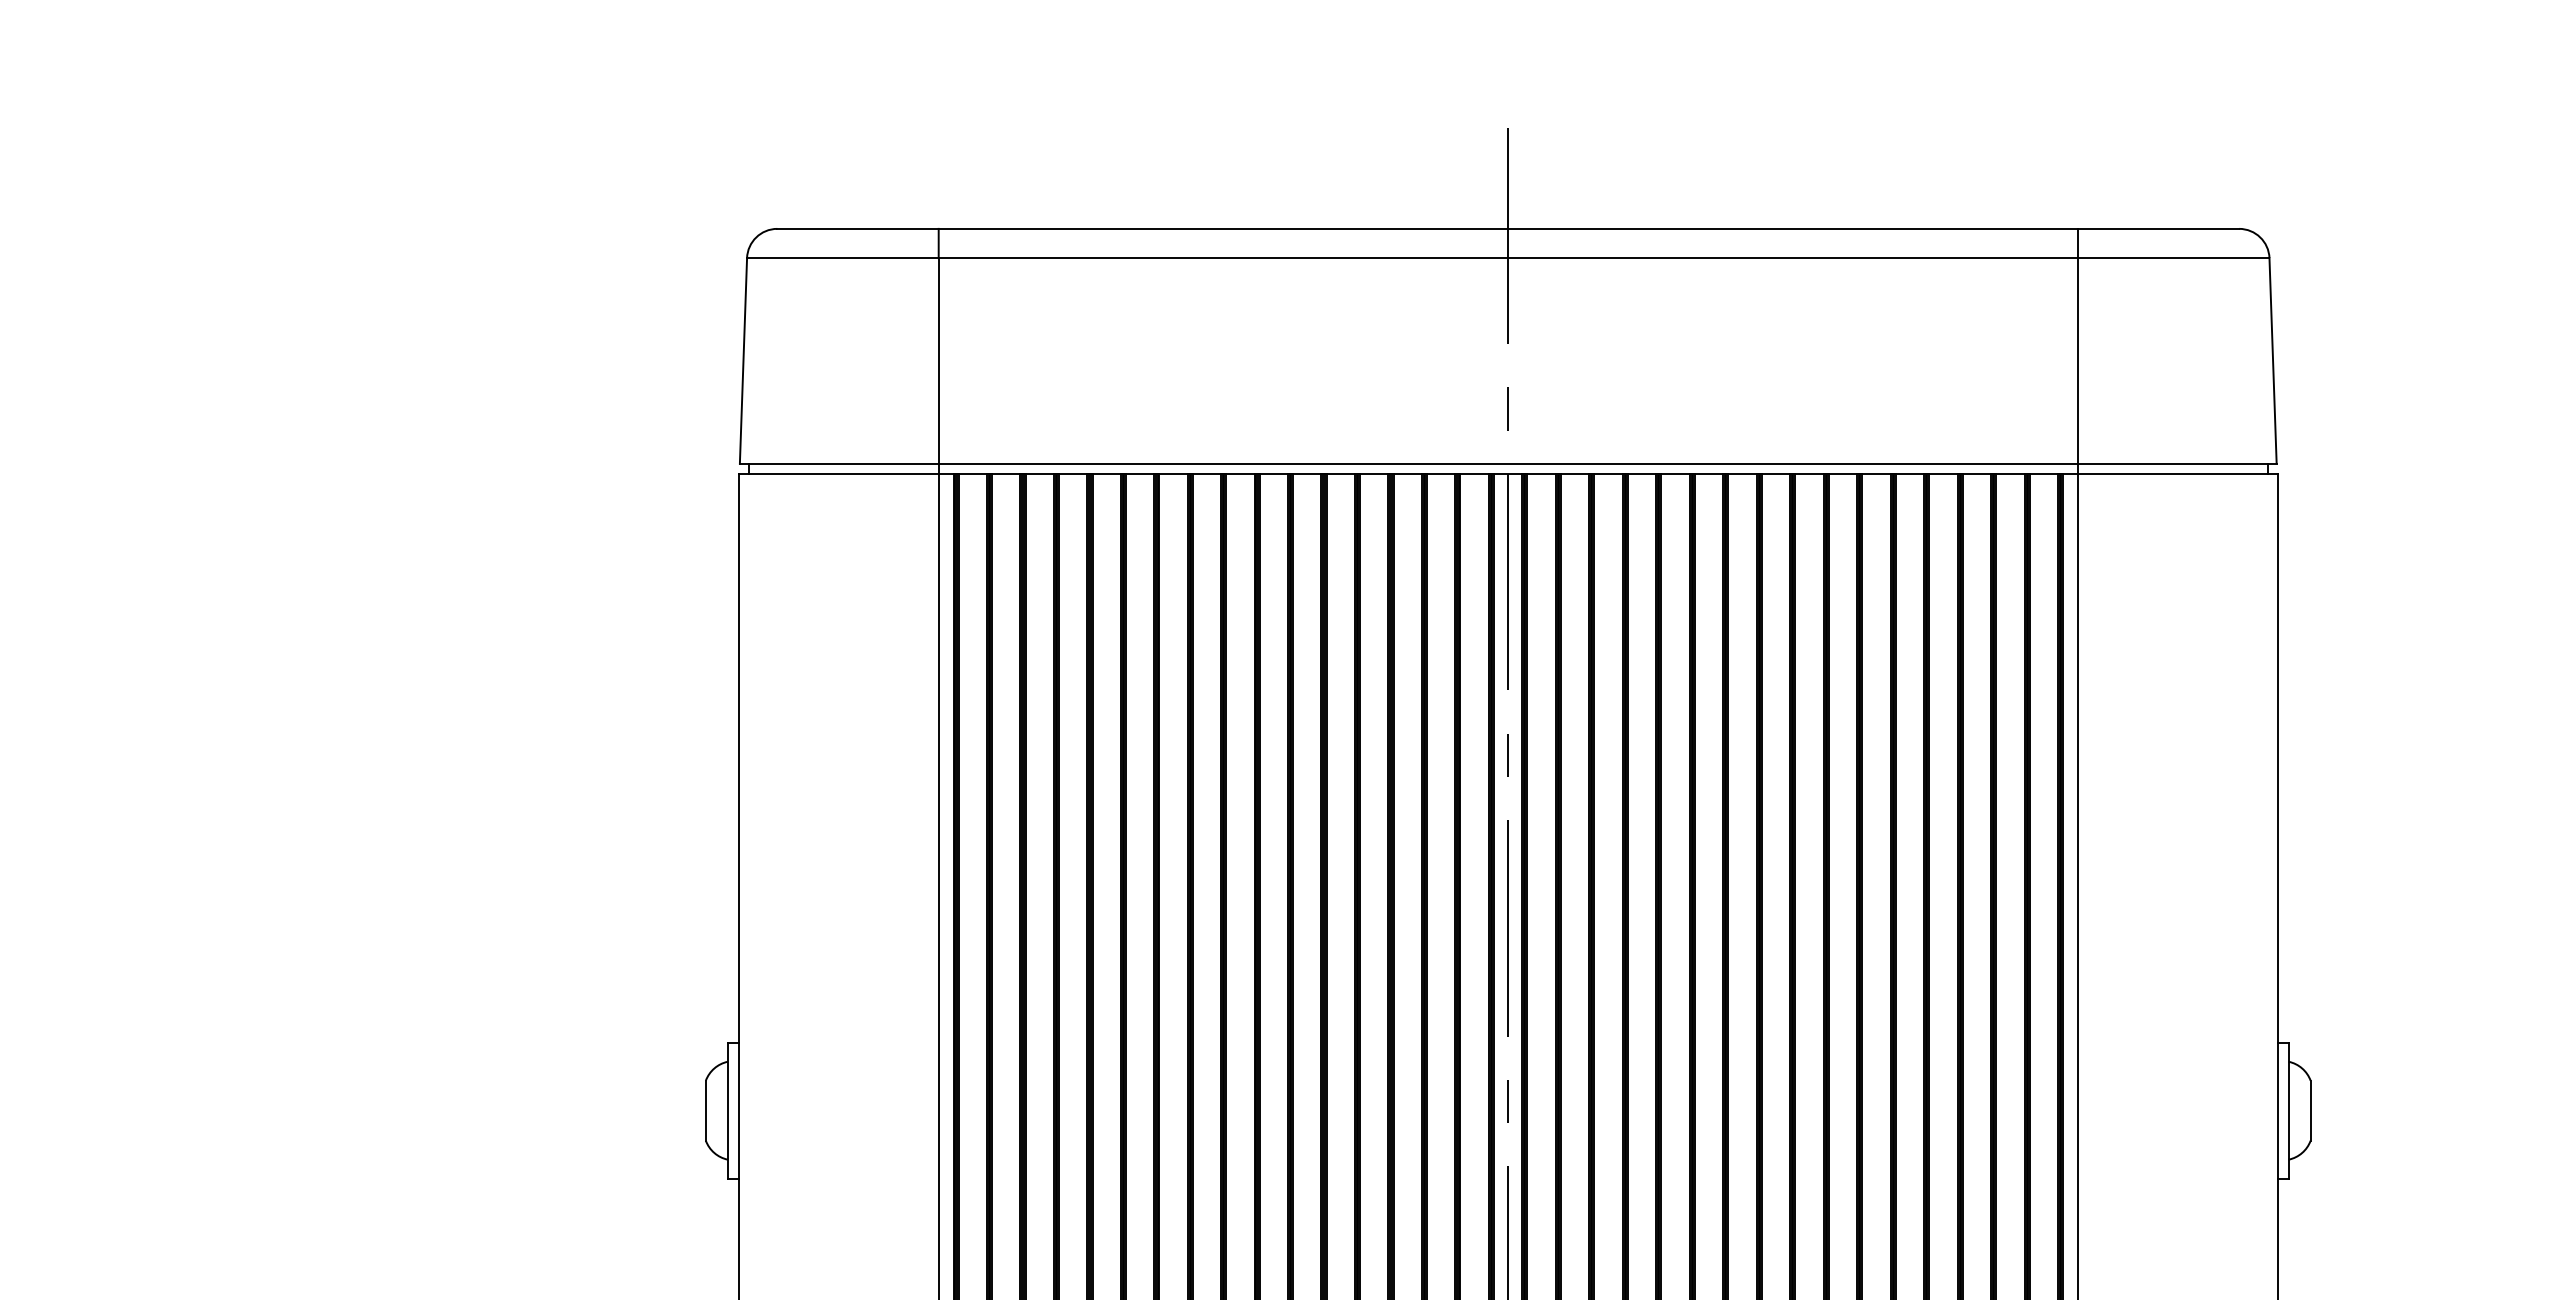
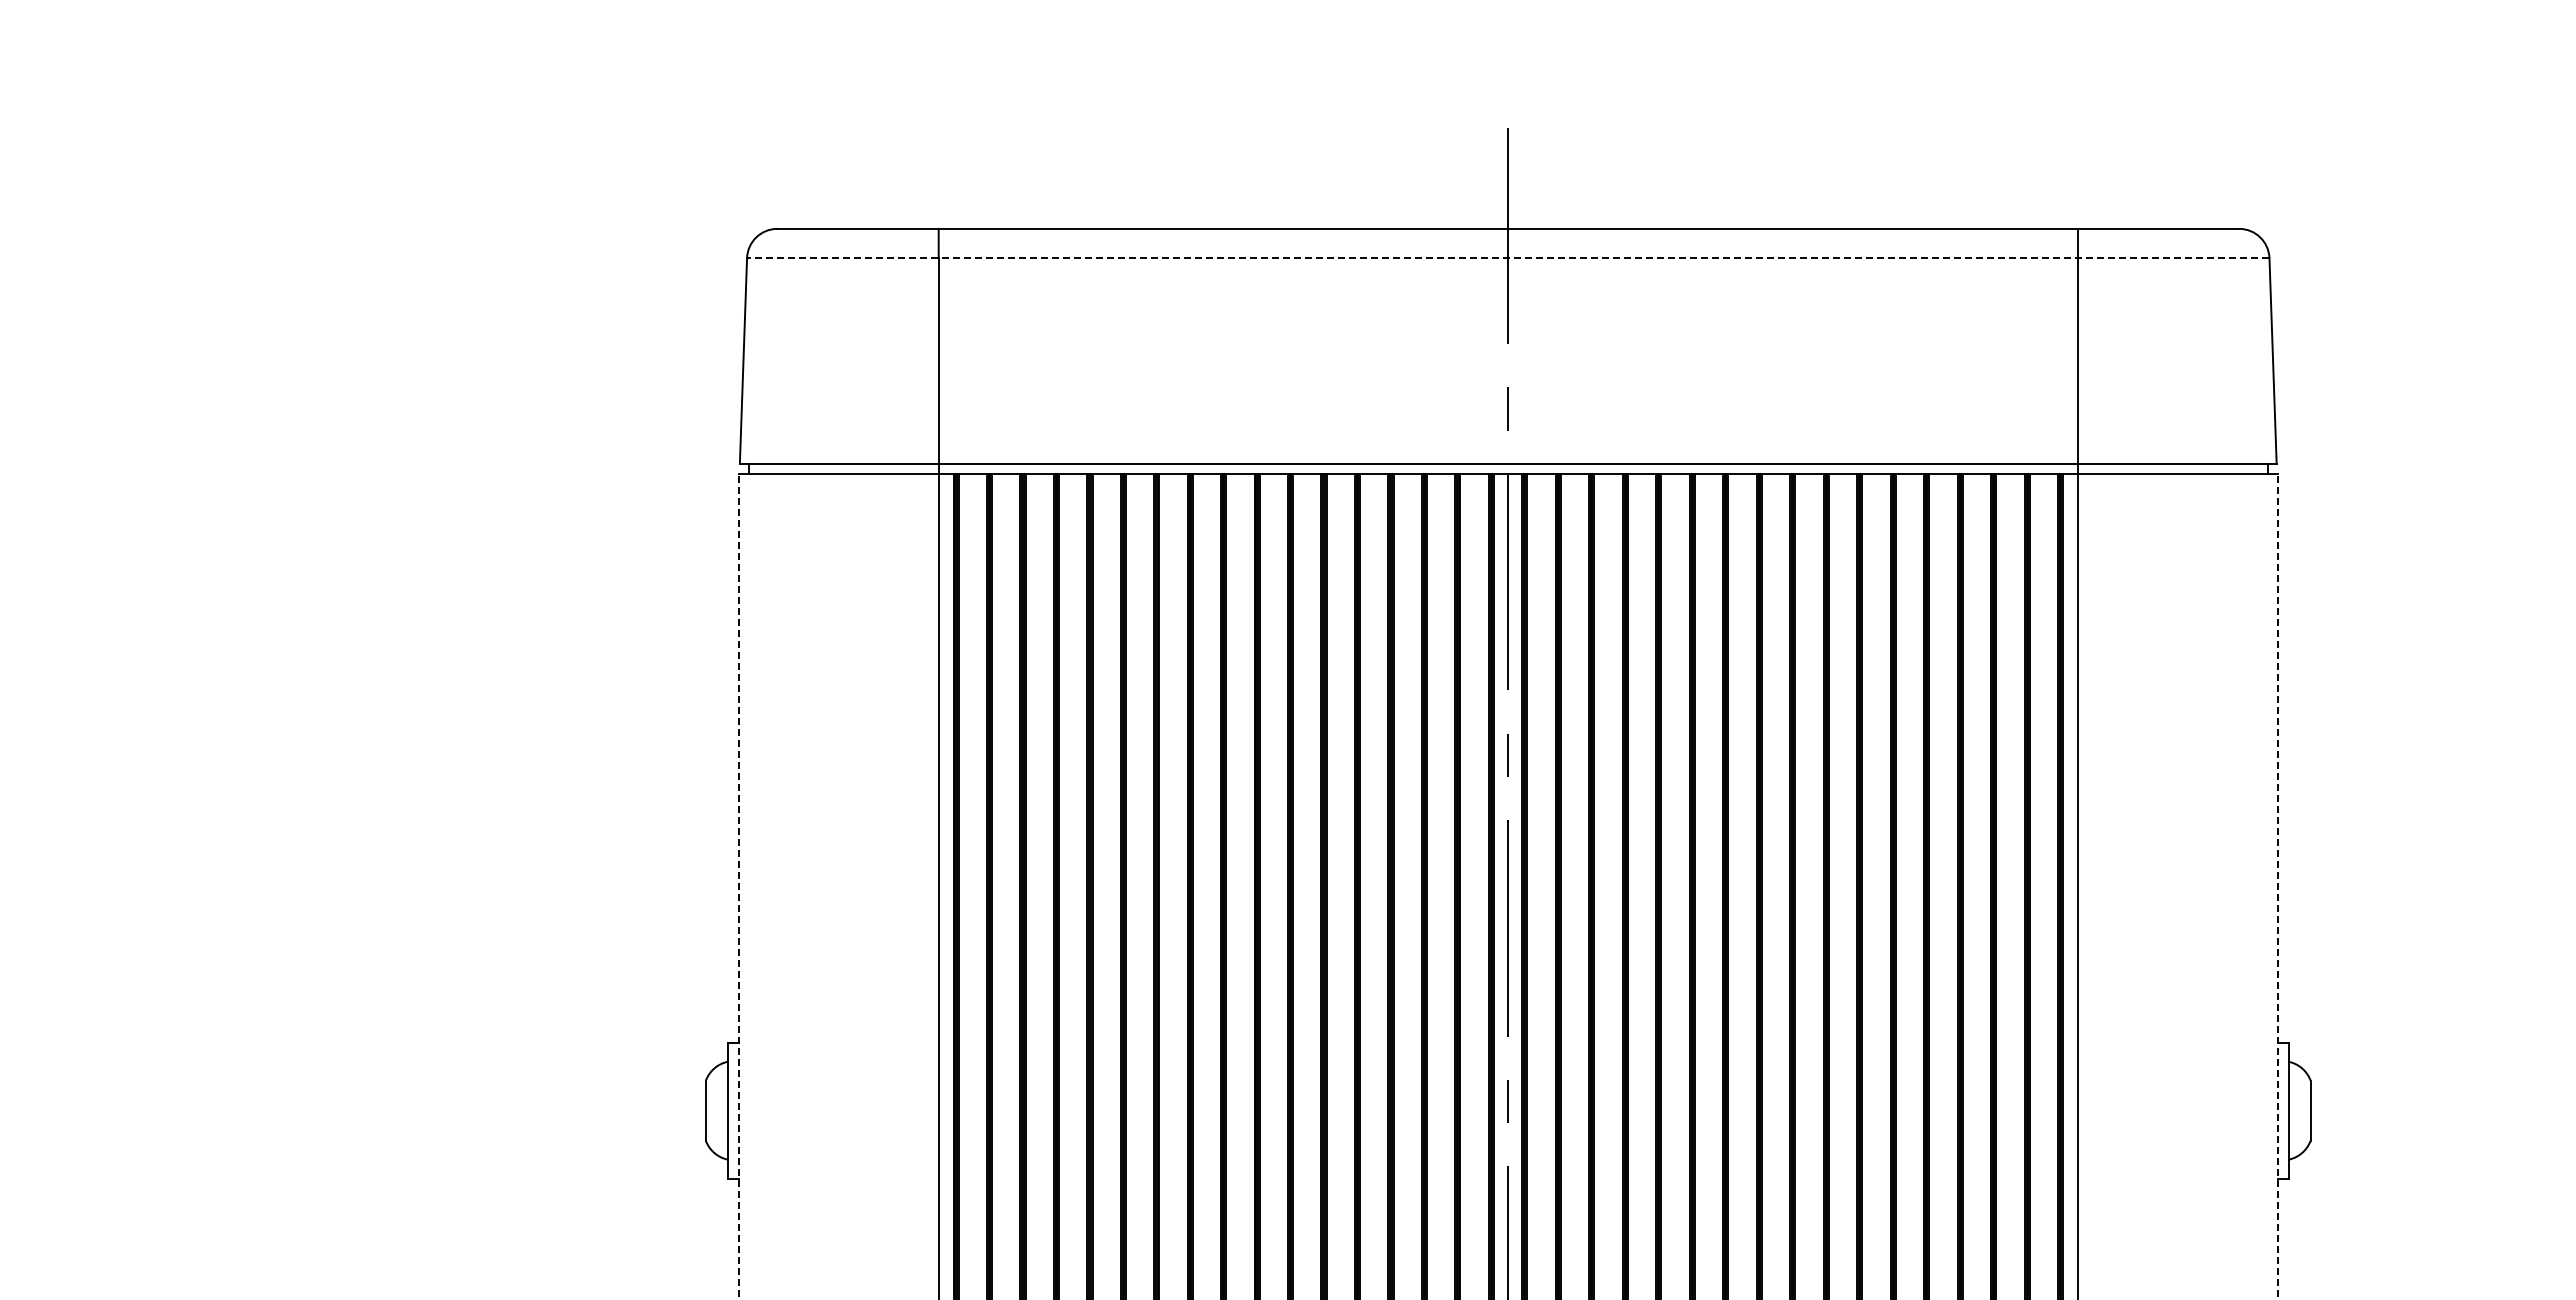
line: solid -> dashed (1507, 258)
line: solid -> dashed (738, 886)
line: solid -> dashed (2277, 886)
